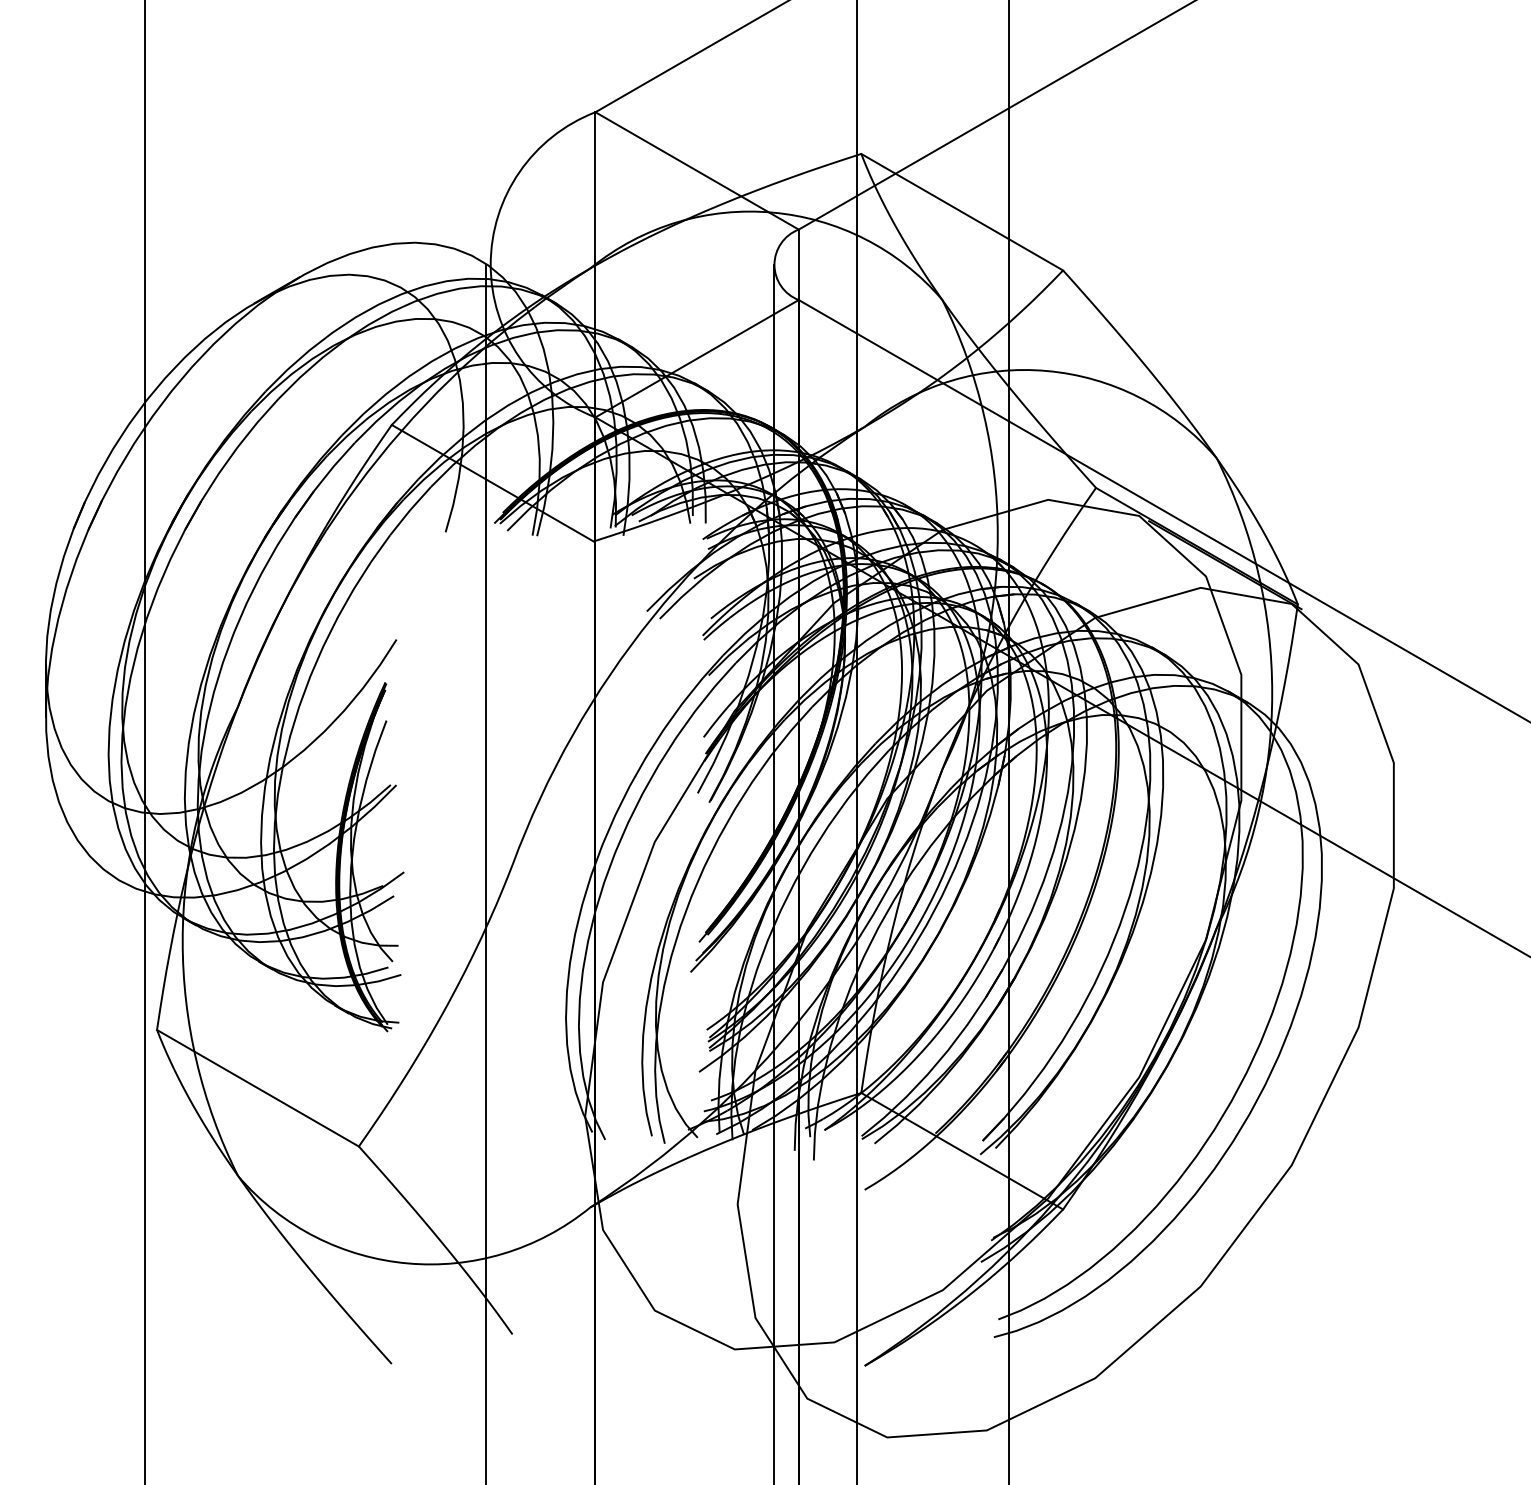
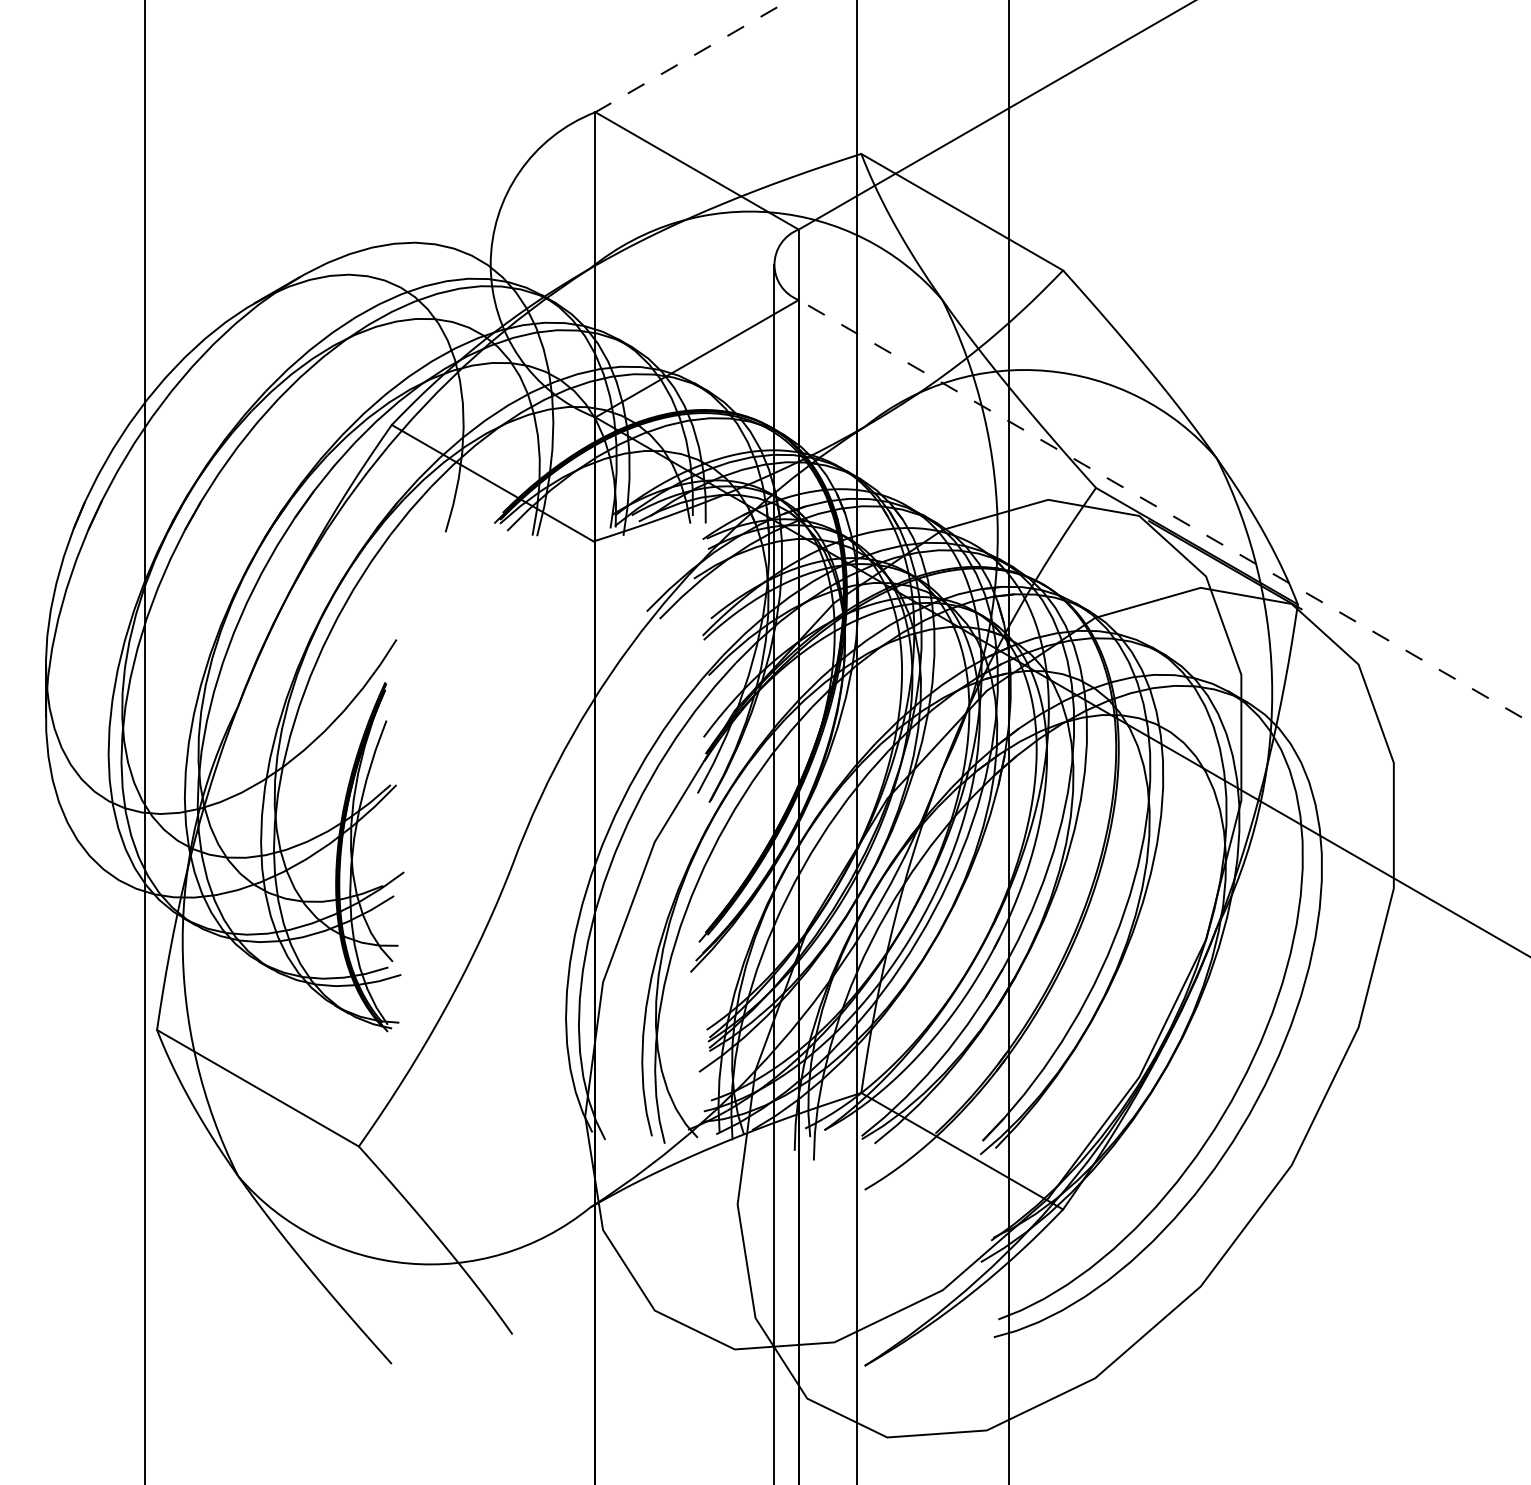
line: solid -> dashed (692, 56)
line: solid -> dashed (1164, 511)
line: present -> none (486, 872)
